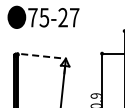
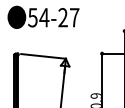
text: 75-27 -> 54-27 (38, 17)
line: dashed -> solid (43, 56)
